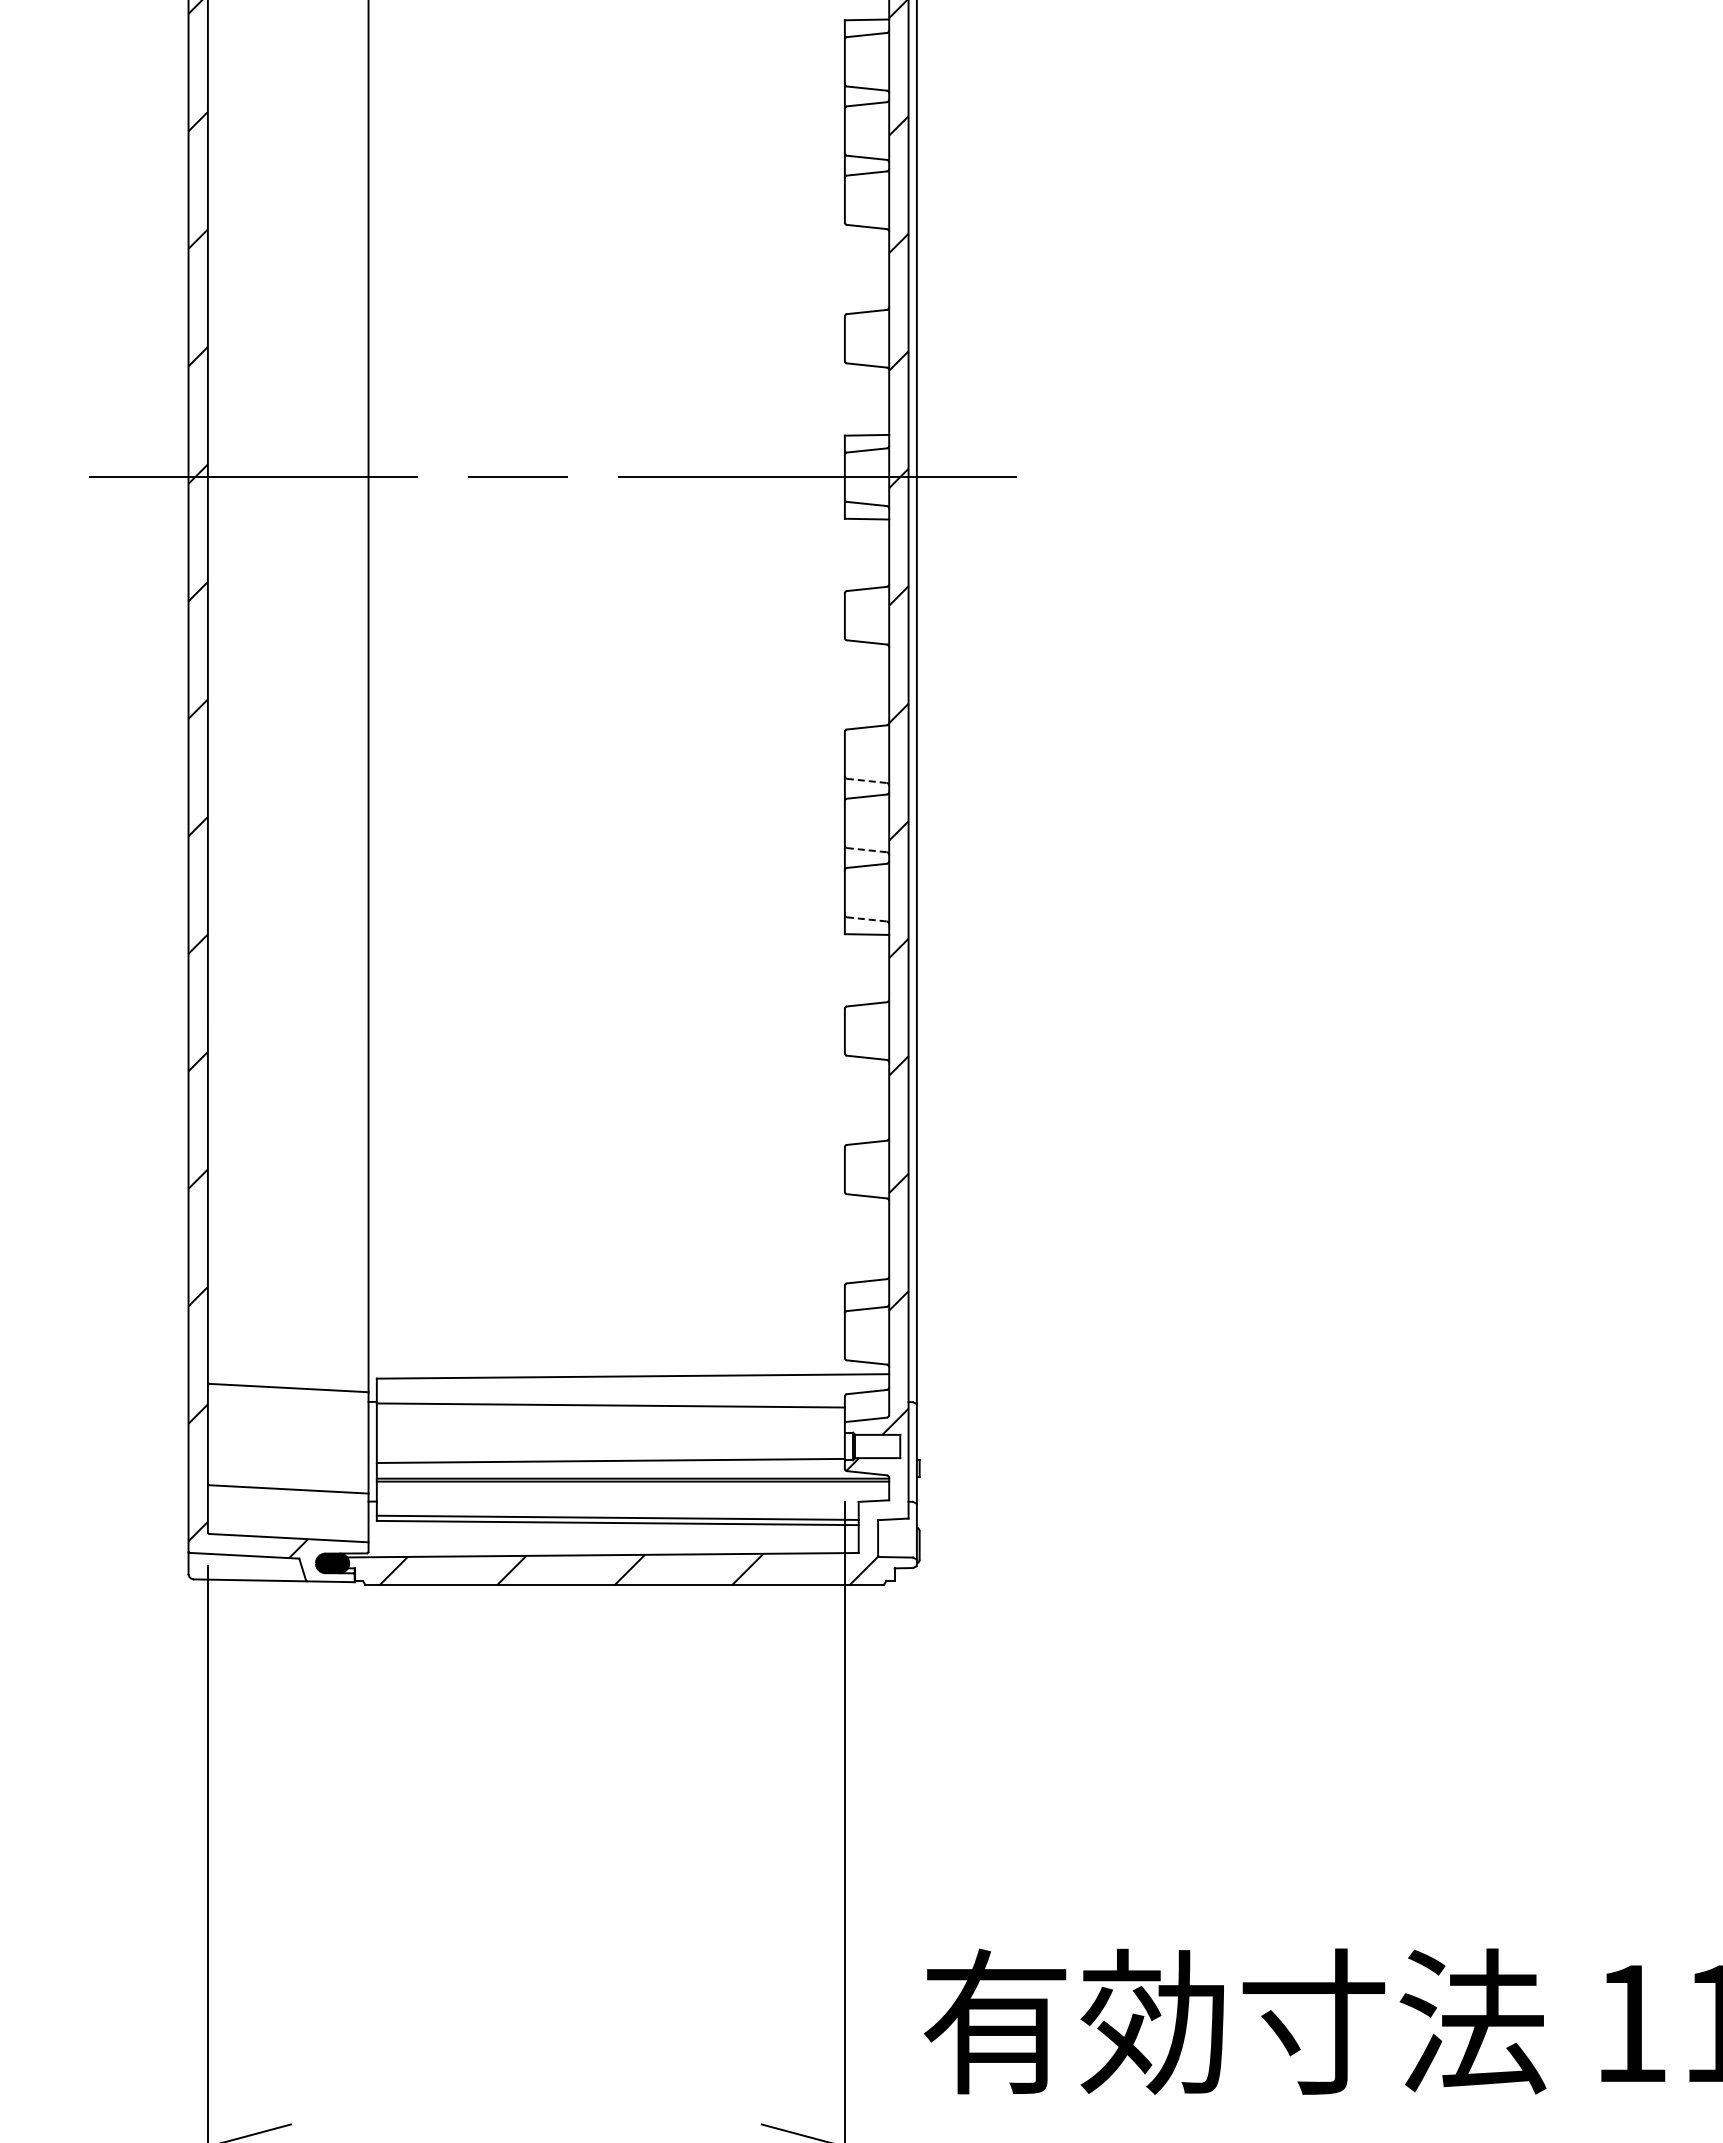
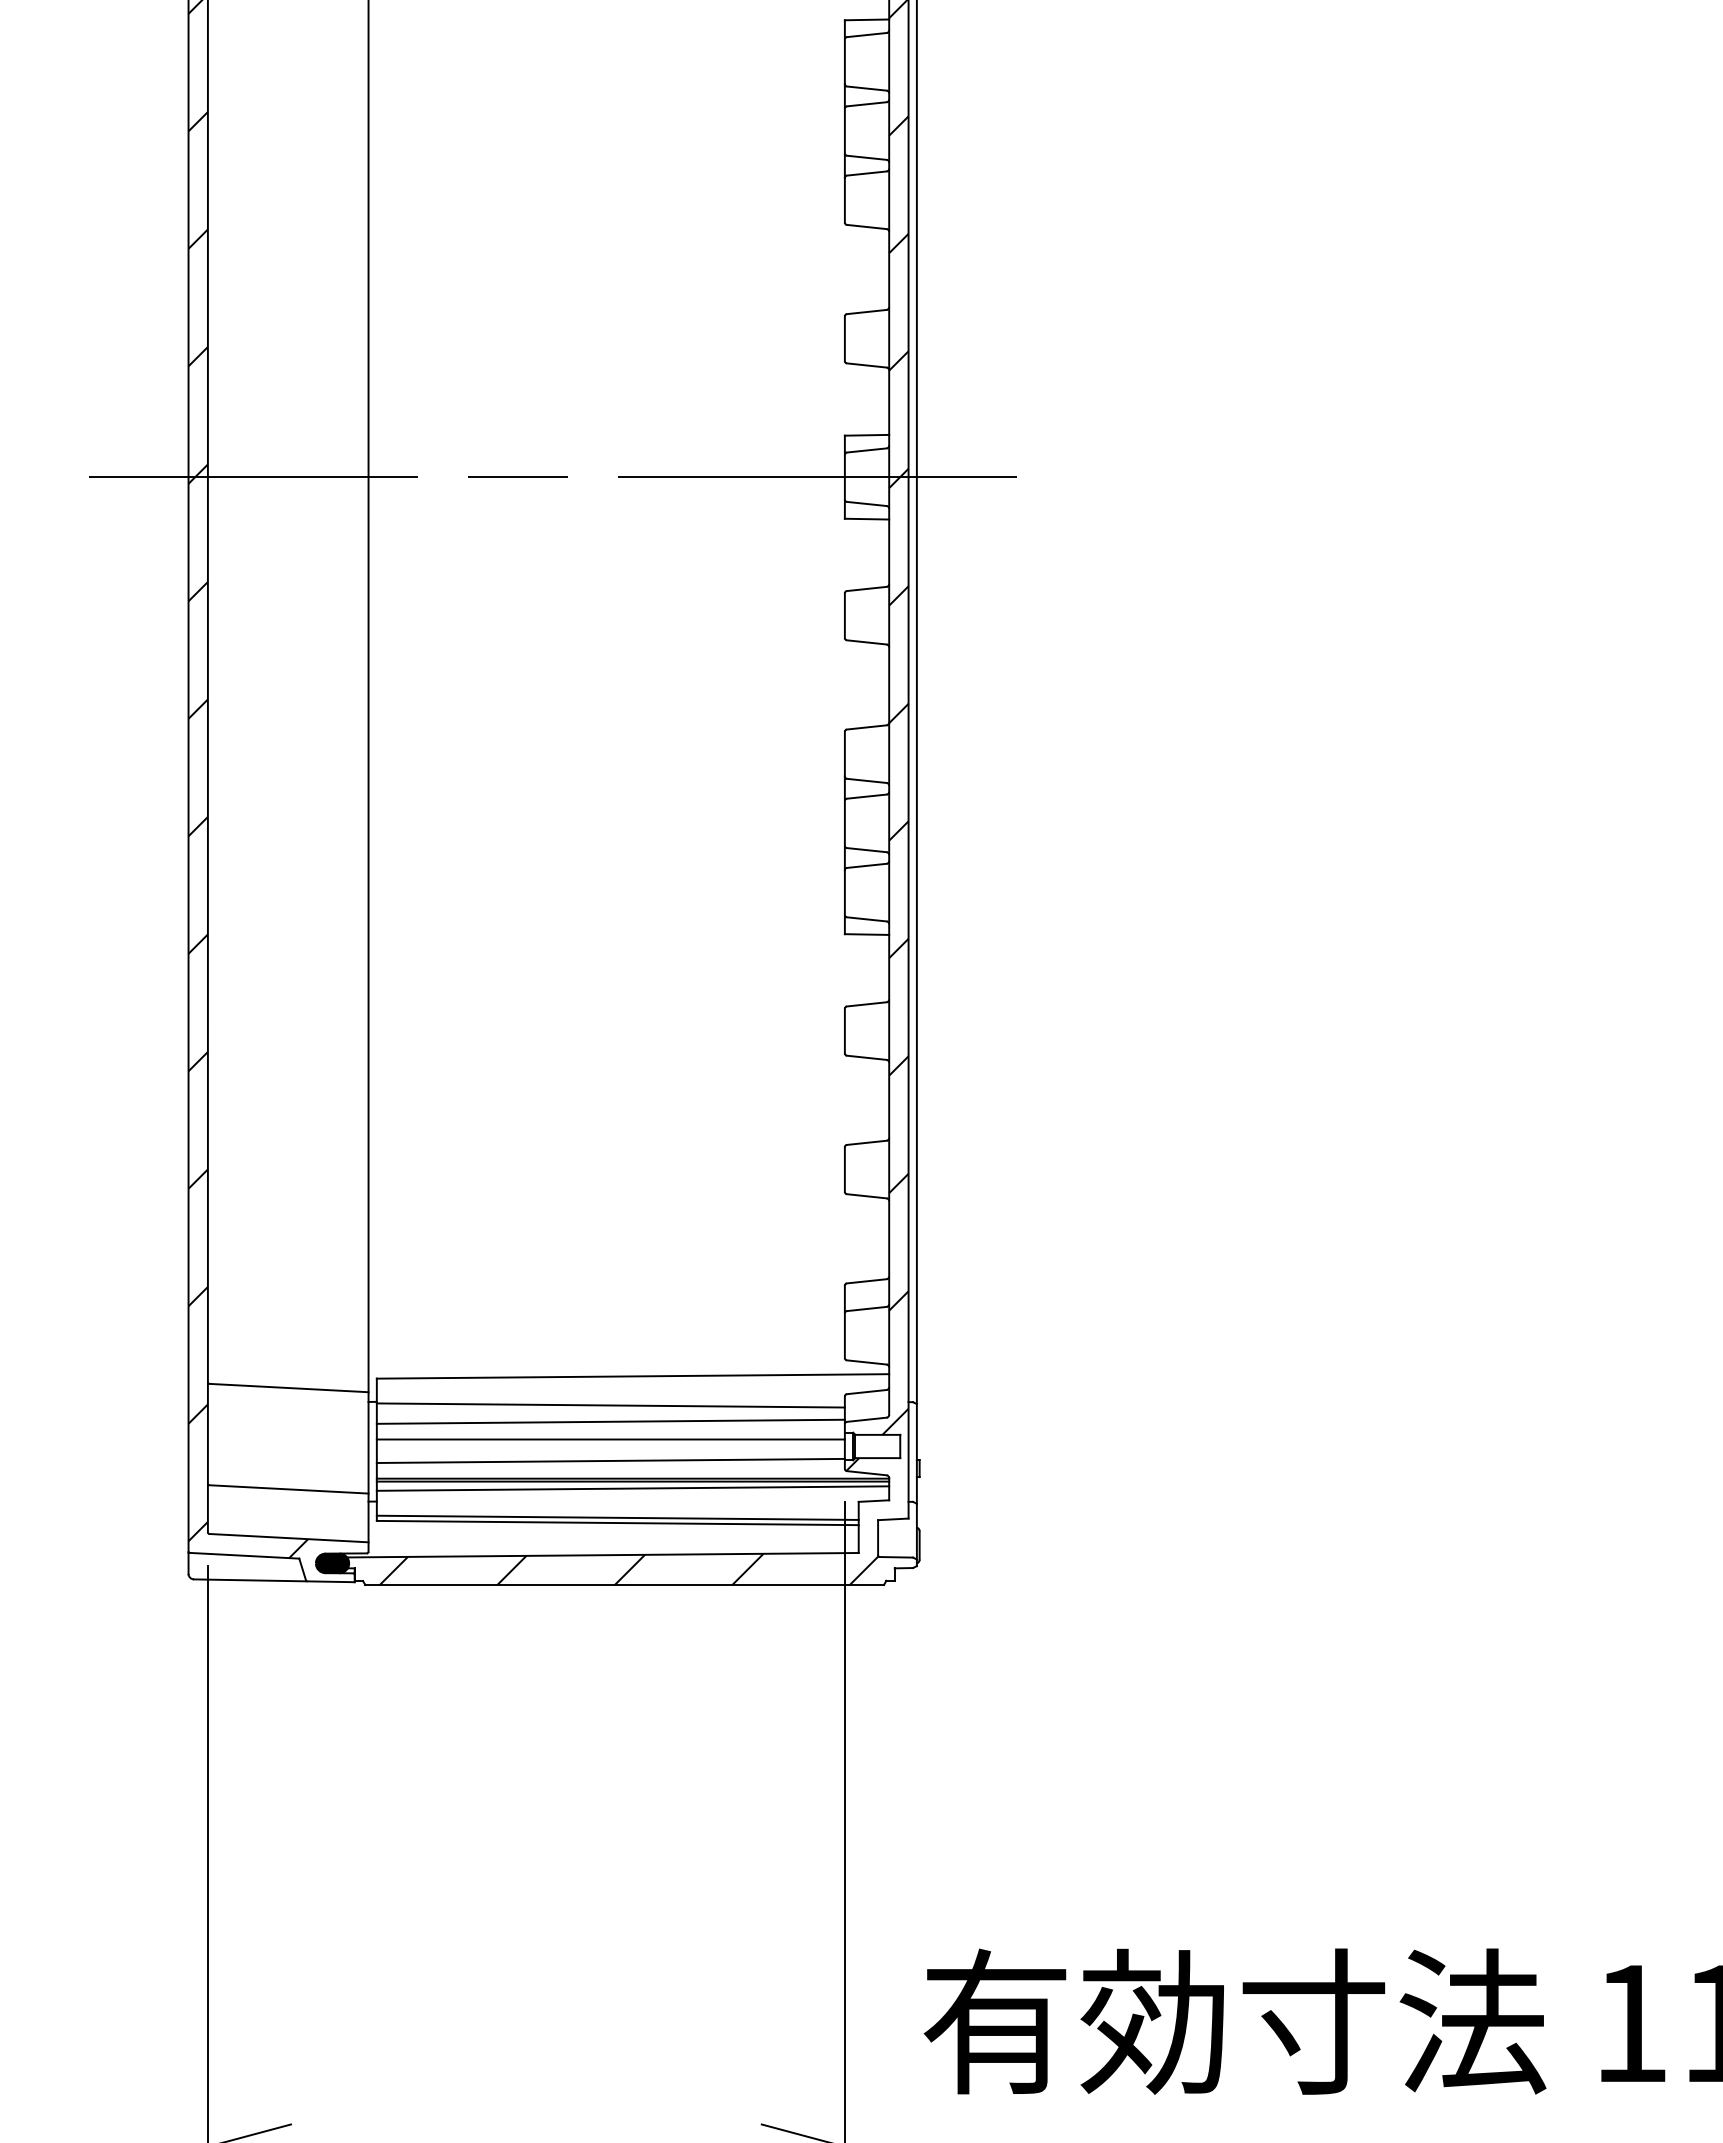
line: dashed -> solid (867, 780)
line: dashed -> solid (867, 850)
line: dashed -> solid (867, 919)
line: none -> present (610, 1421)
line: none -> present (610, 1439)
line: none -> present (632, 1488)
